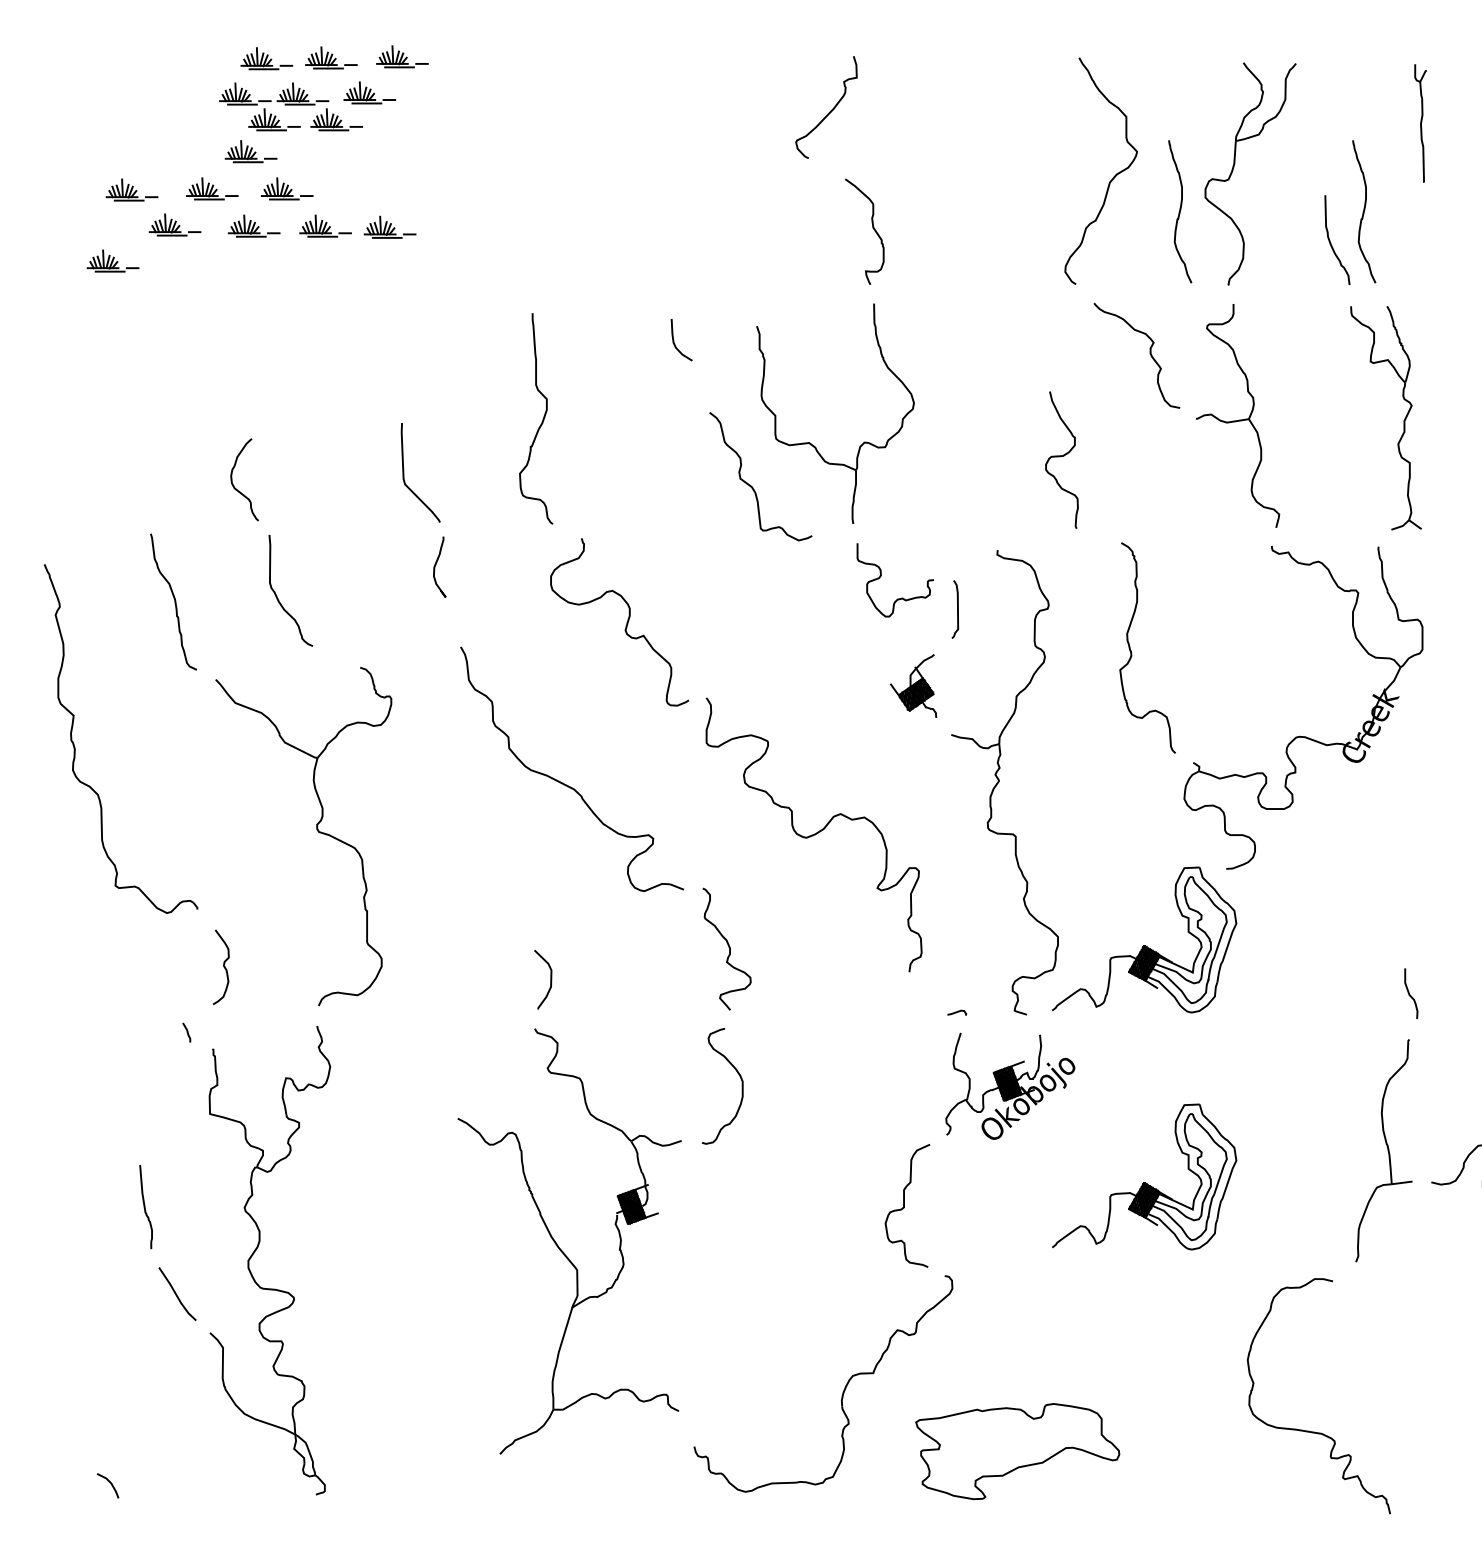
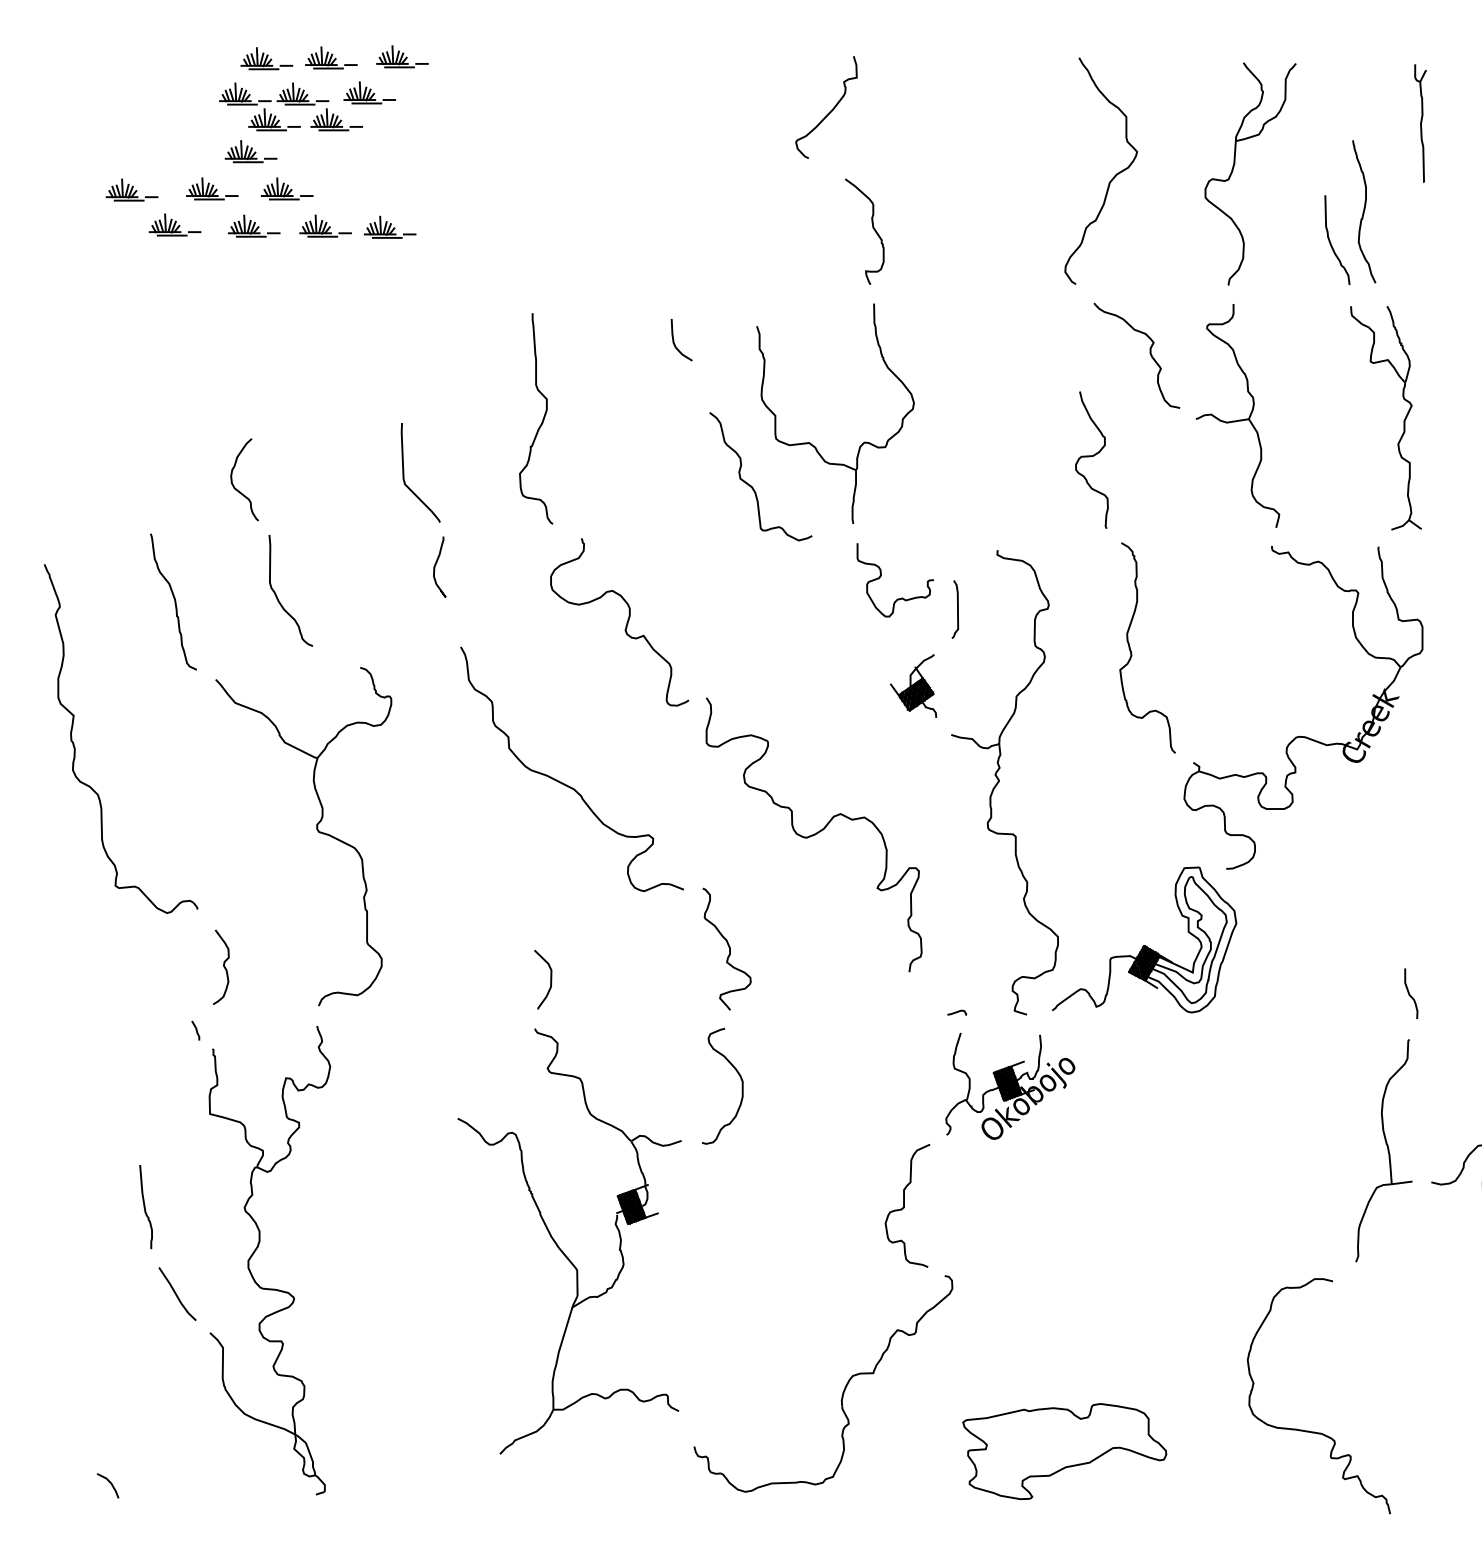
curve: present -> none (1180, 211)
part: present -> none (112, 260)
curve position: (1060, 457) -> (1090, 457) (1090, 457)
line position: (186, 1032) -> (195, 1030) (195, 1030)
part: present -> none (1144, 1176)
part position: (1017, 1451) -> (1064, 1451) (1064, 1451)
